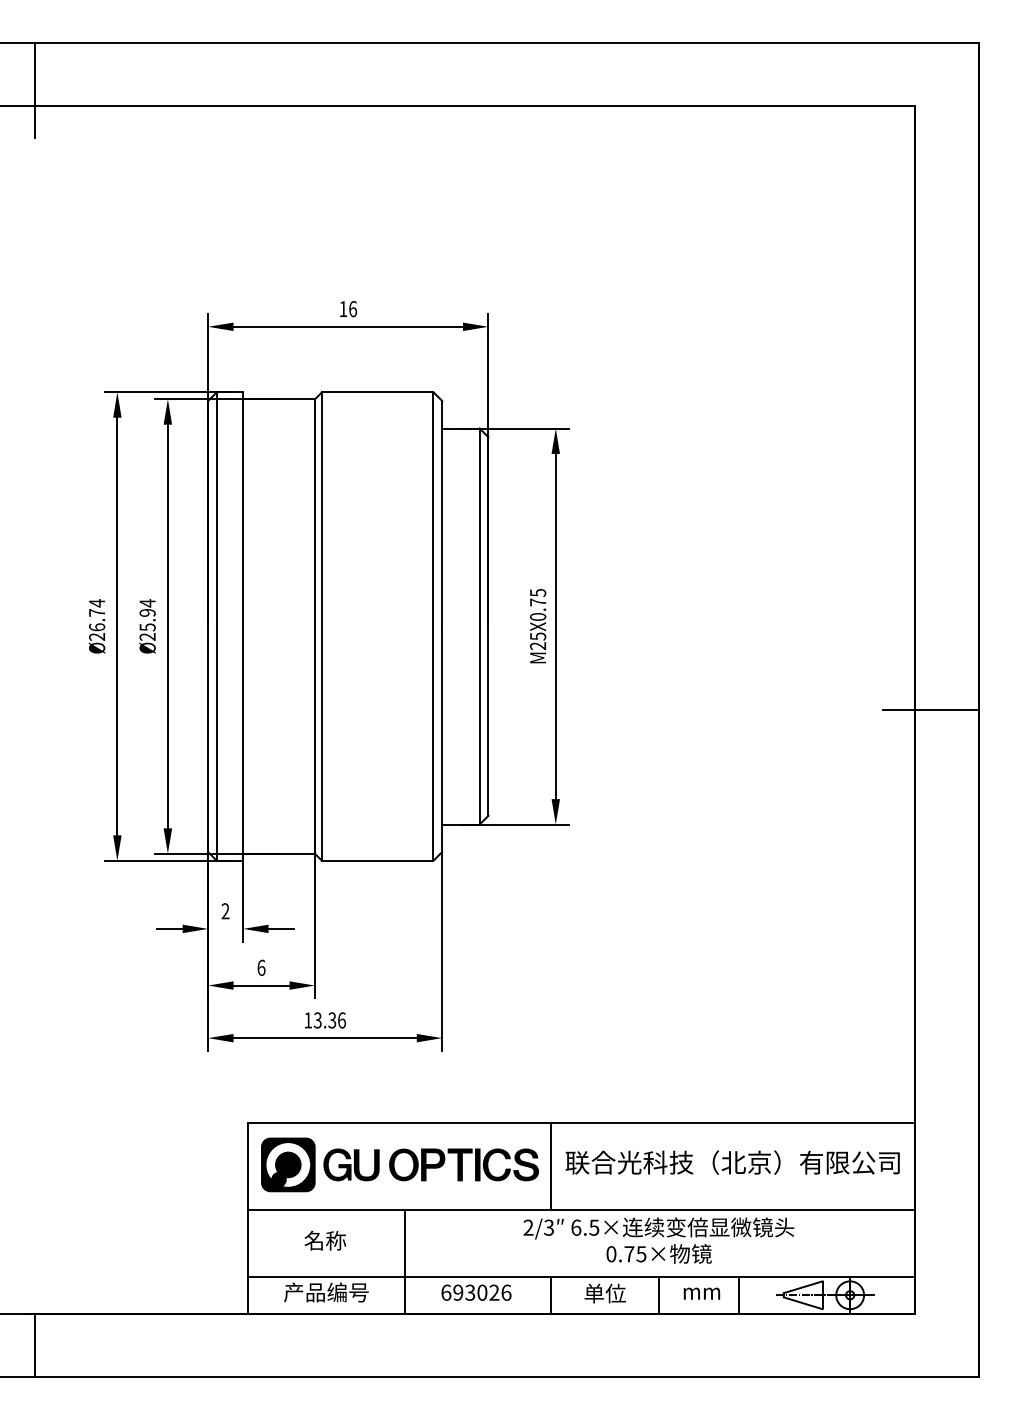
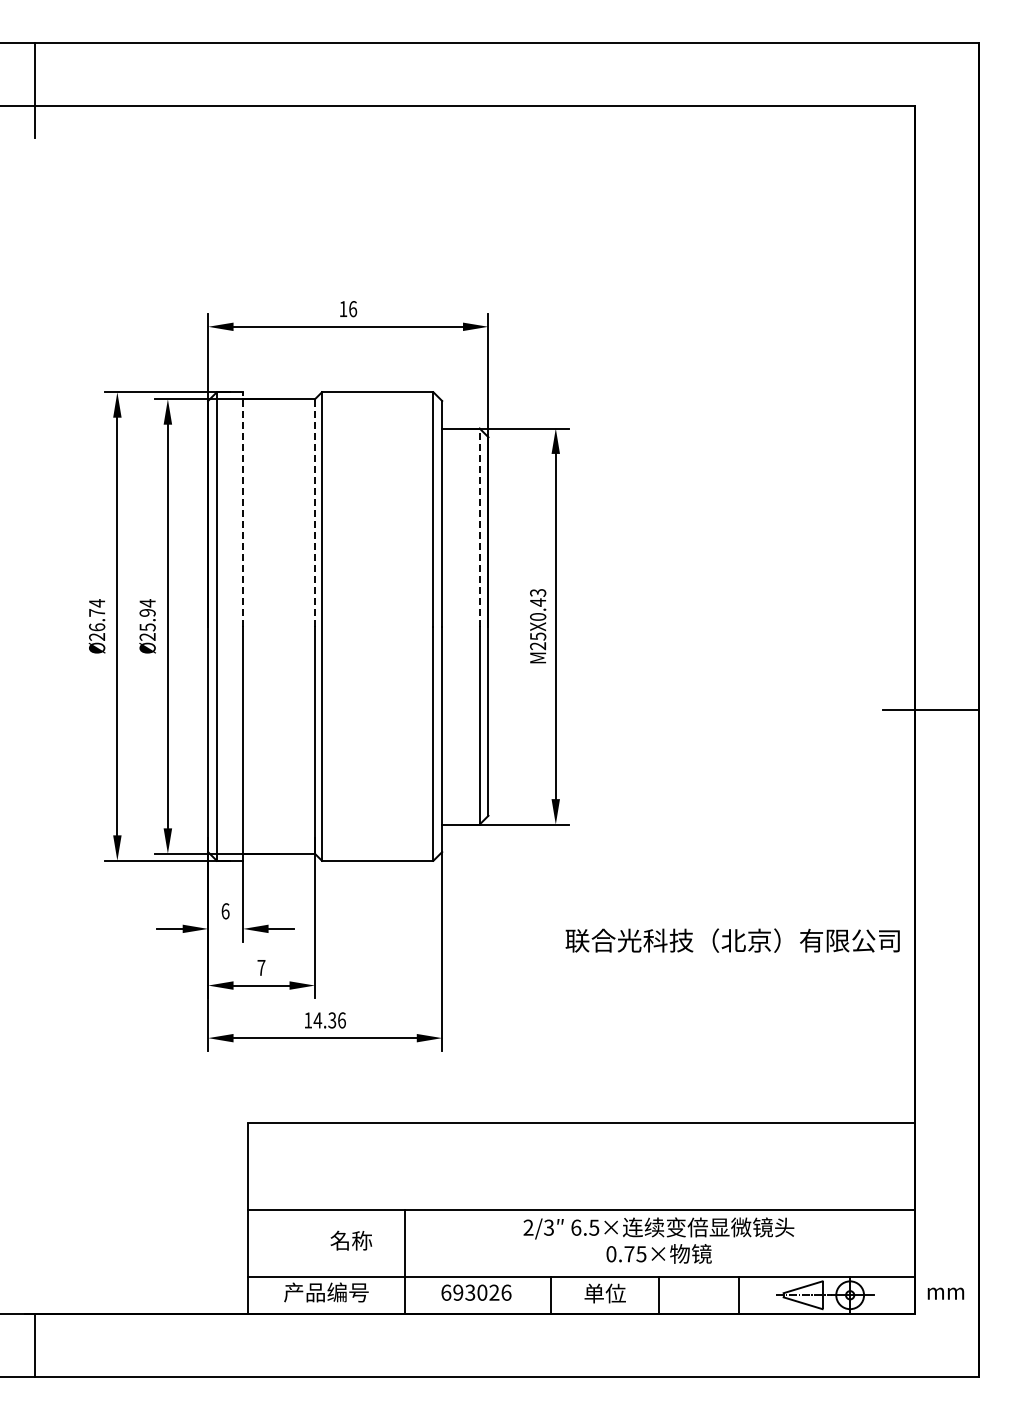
line: solid -> dashed (243, 508)
line: solid -> dashed (314, 512)
line: solid -> dashed (479, 527)
text: M25X0.75 -> M25X0.43 (538, 597)
text: 2 -> 6 (225, 911)
text: 6 -> 7 (261, 967)
text: 13.36 -> 14.36 (317, 1020)
text position: (732, 1162) -> (732, 940) (732, 940)
part: present -> none (399, 1164)
line: present -> none (550, 1166)
text position: (325, 1240) -> (351, 1240) (351, 1240)
text position: (701, 1293) -> (945, 1293) (945, 1293)
